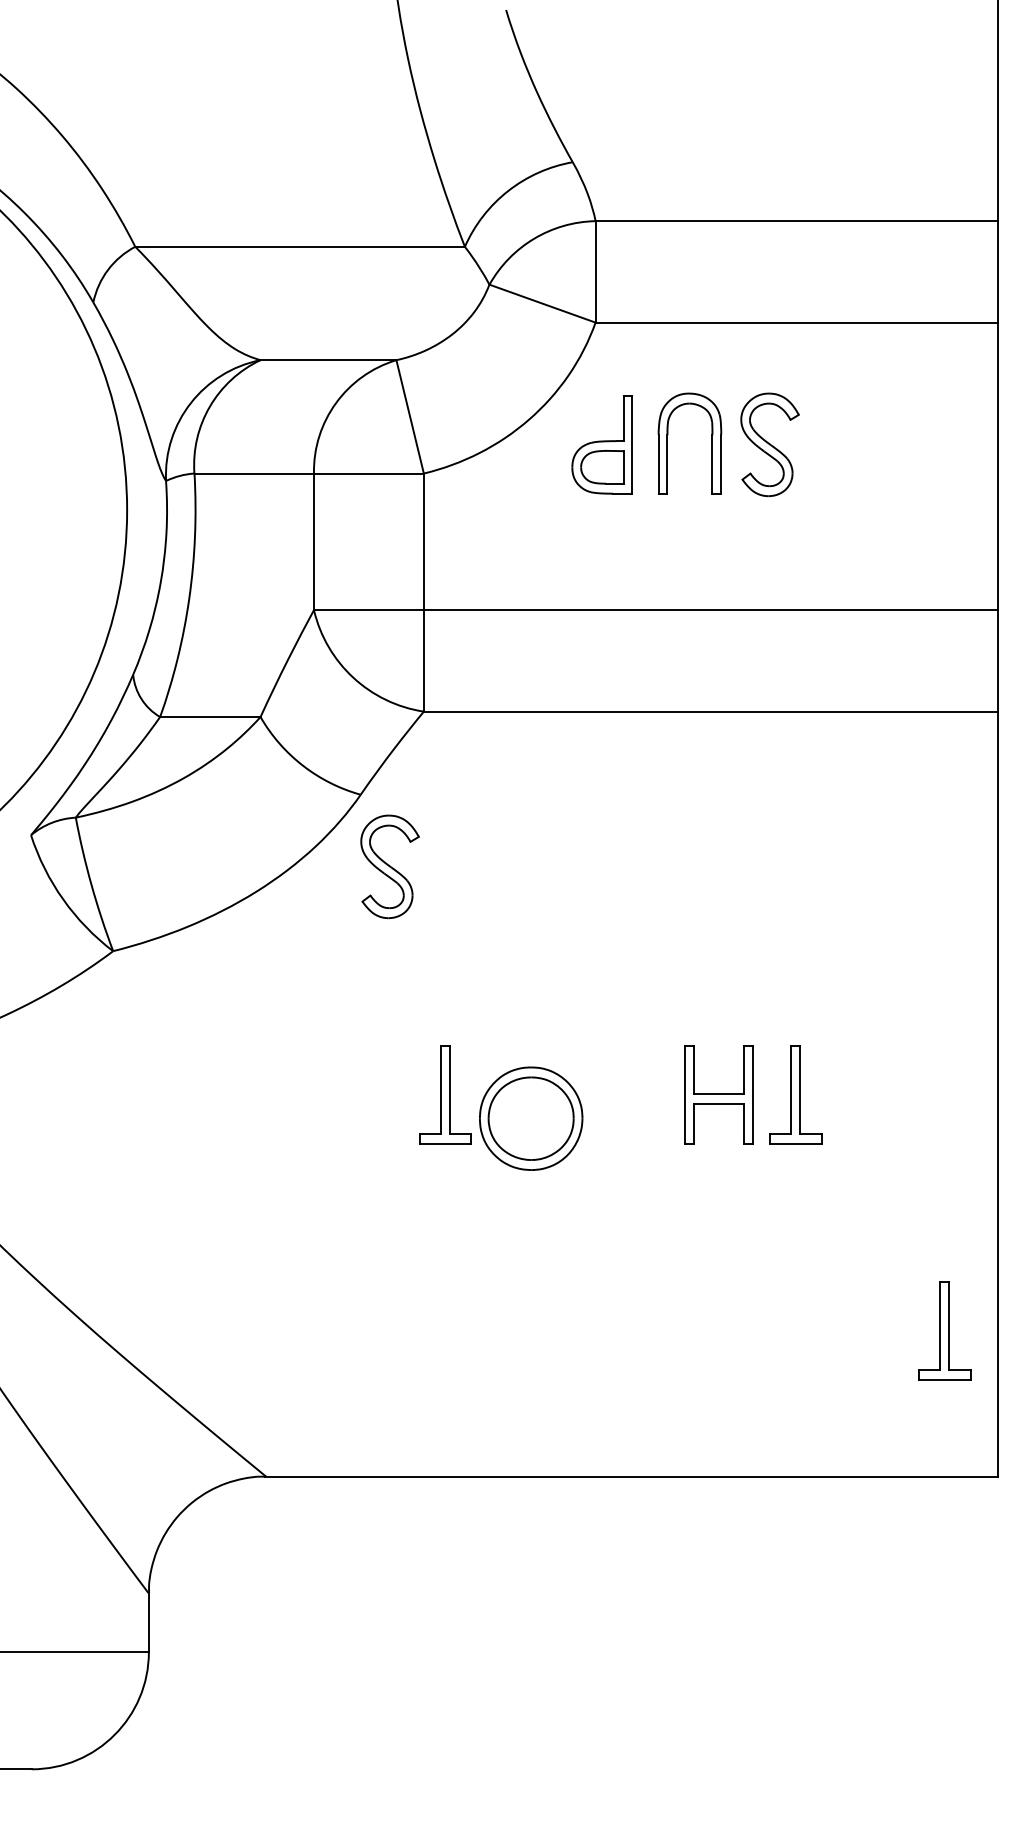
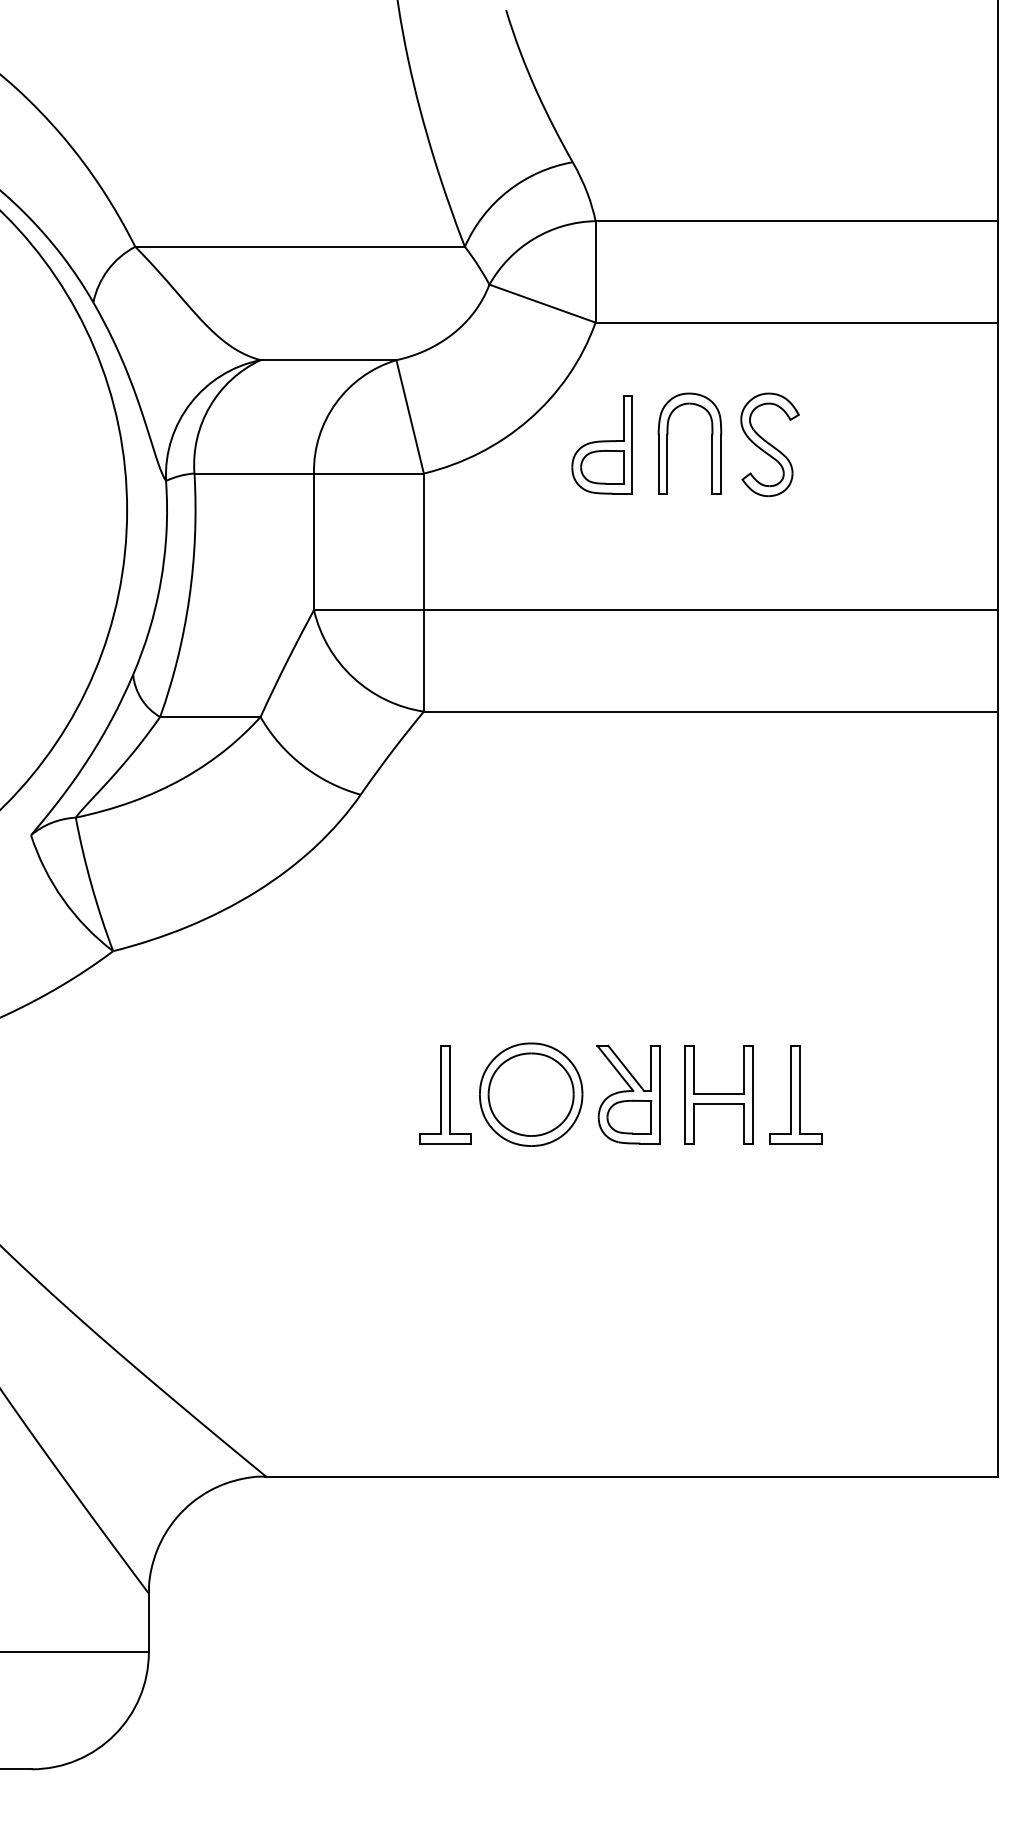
part: present -> none (389, 866)
part: none -> present (628, 1094)
part position: (531, 1118) -> (531, 1094) (531, 1094)
part: present -> none (944, 1330)
